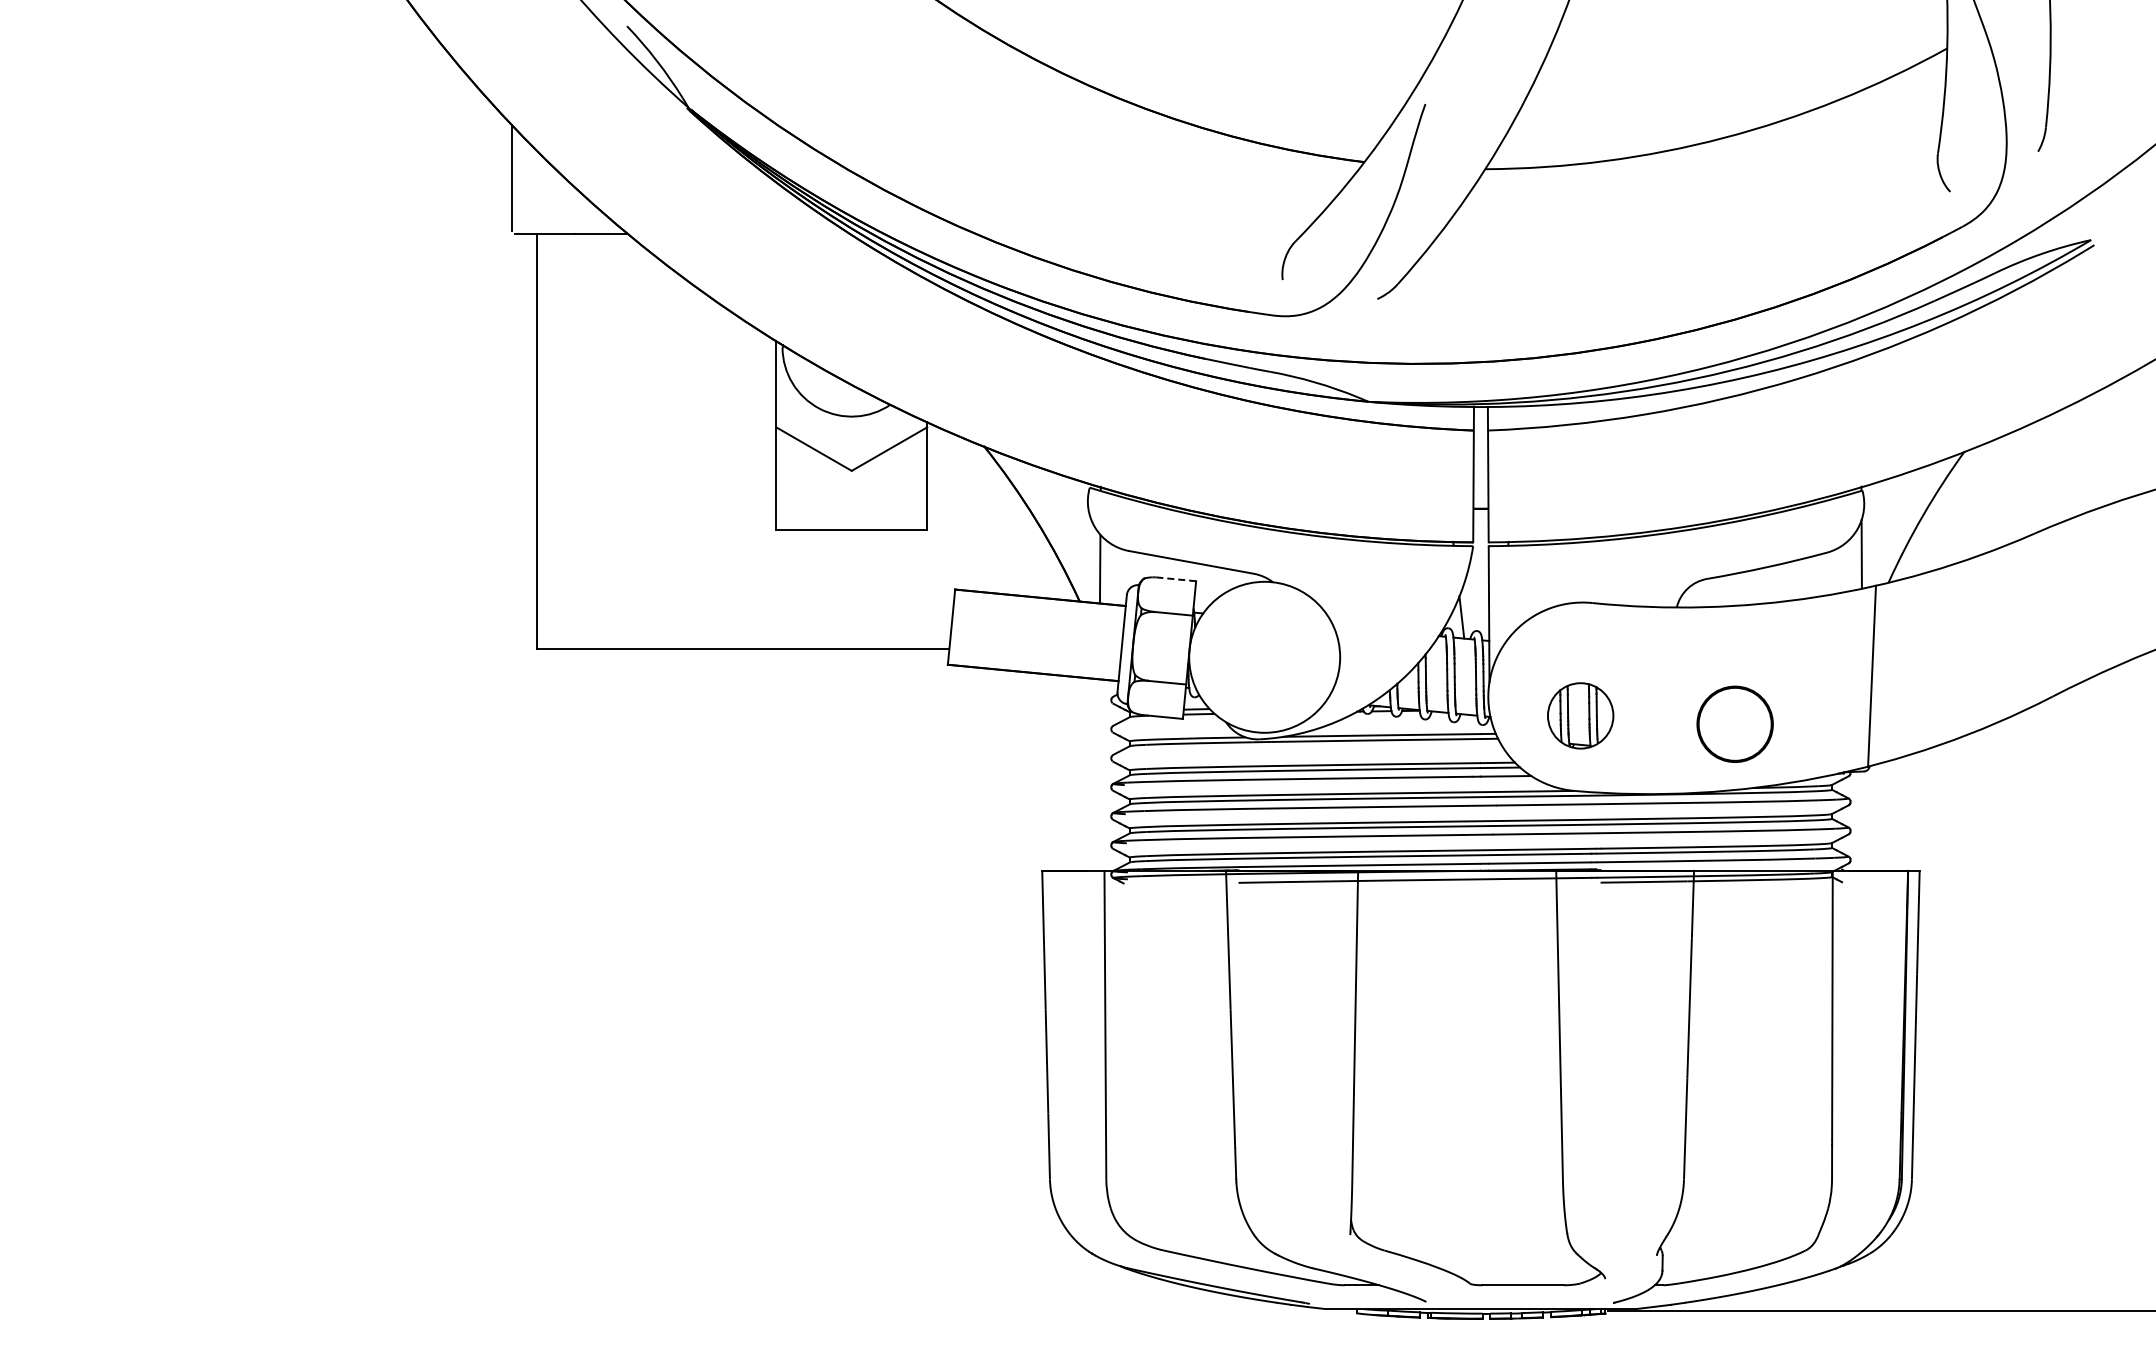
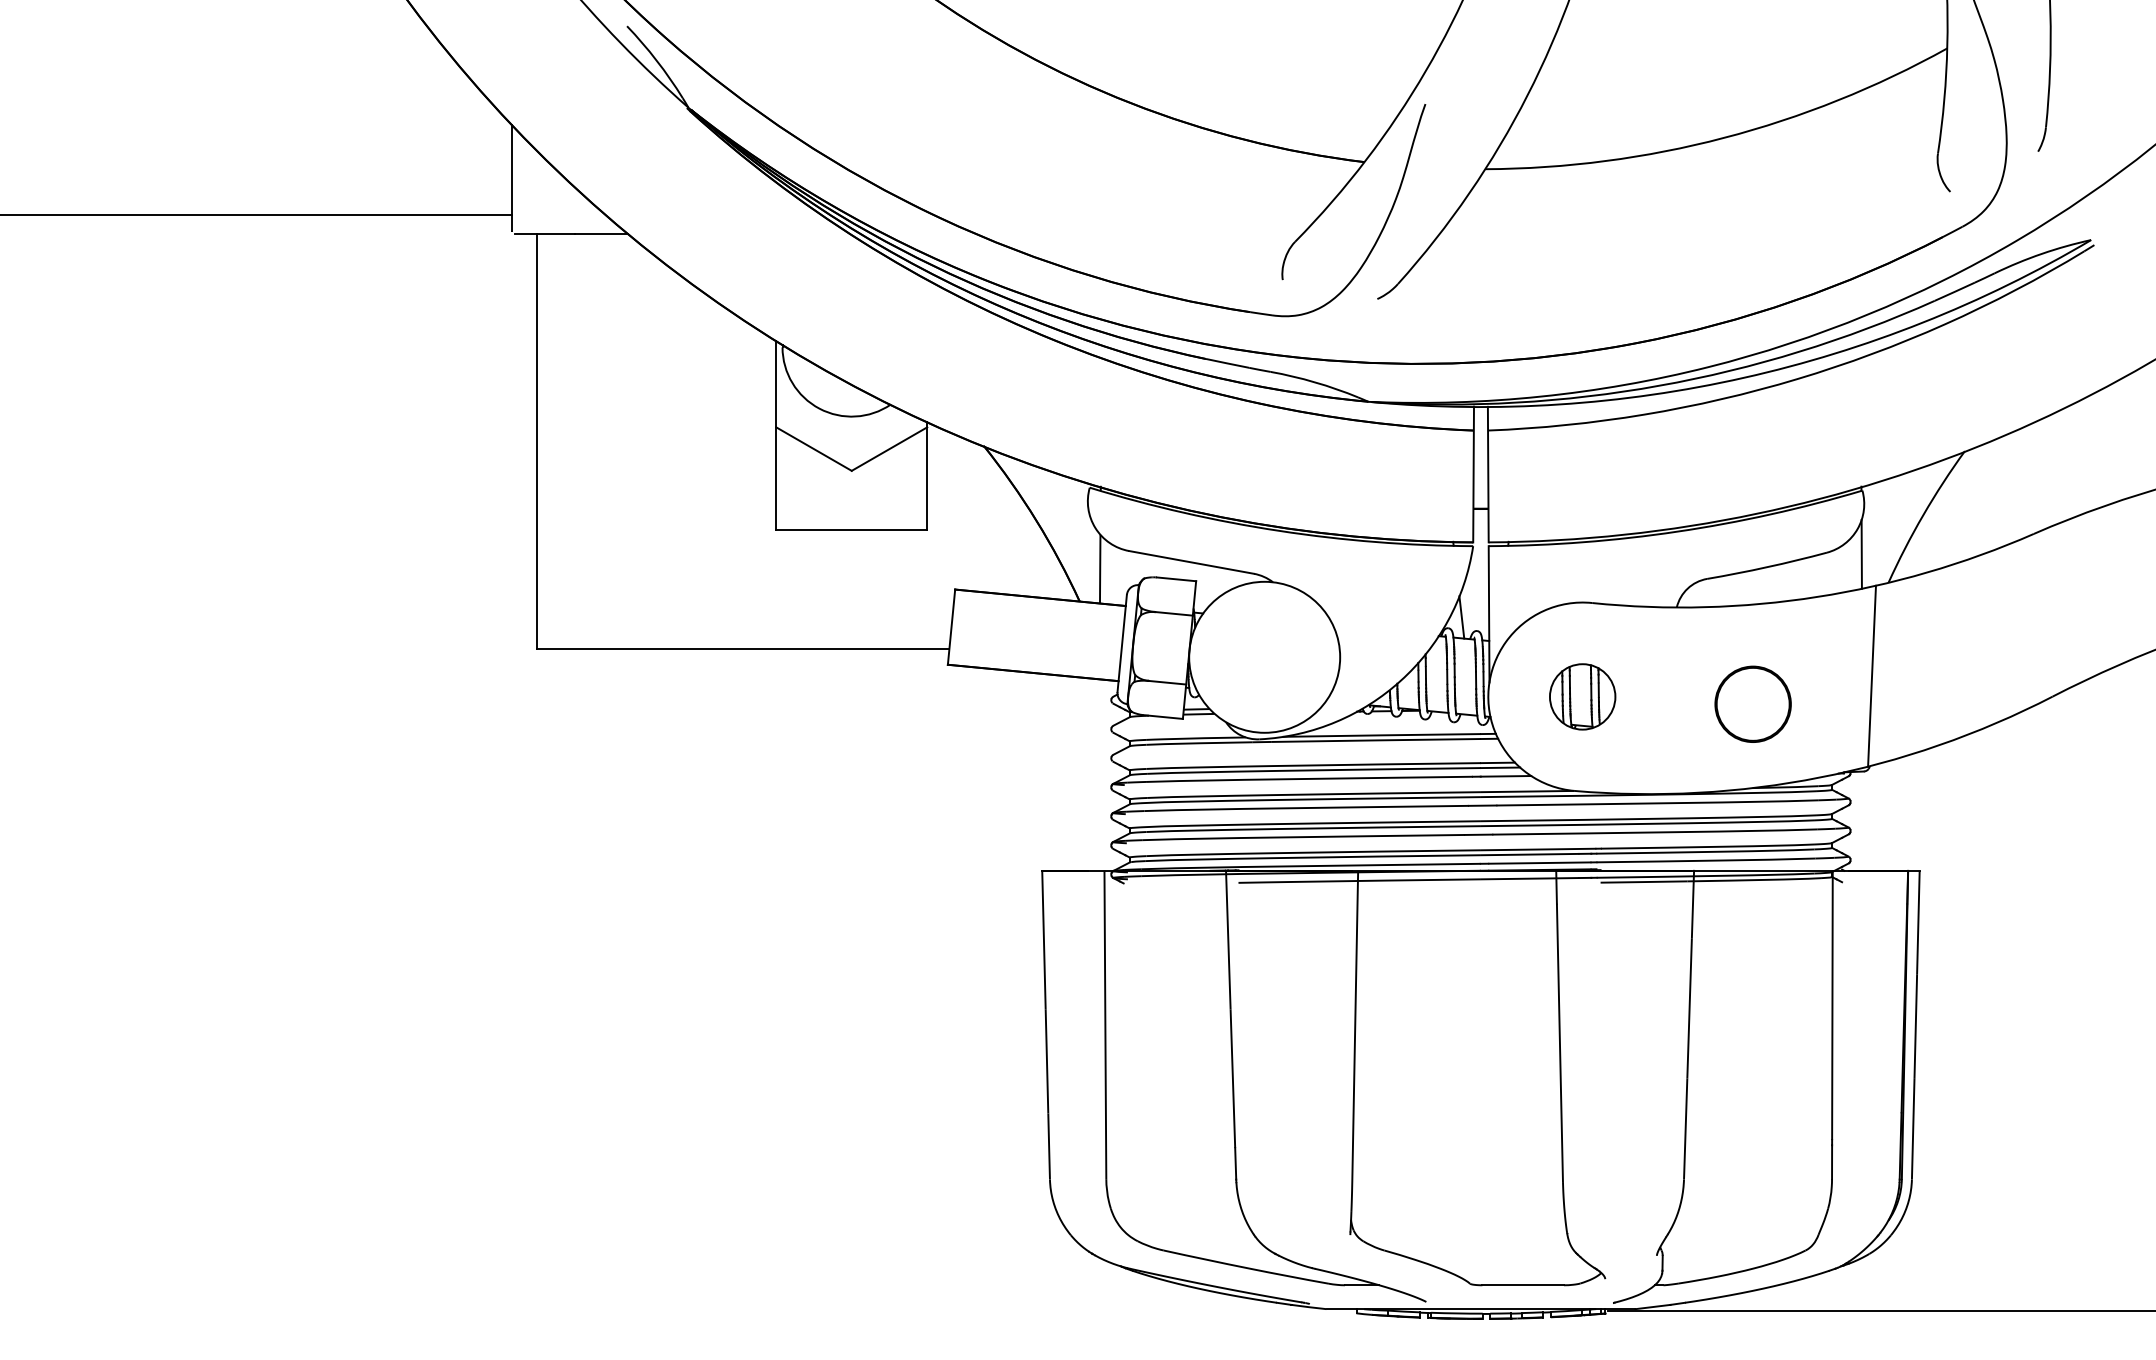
line: none -> present (257, 215)
line: dashed -> solid (1176, 579)
part position: (1580, 715) -> (1582, 696) (1582, 696)
part position: (1734, 723) -> (1752, 703) (1752, 703)
